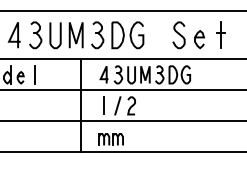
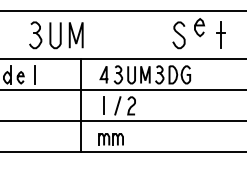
line: present -> none (13, 34)
part: present -> none (117, 35)
curve position: (199, 38) -> (199, 26) (199, 26)
